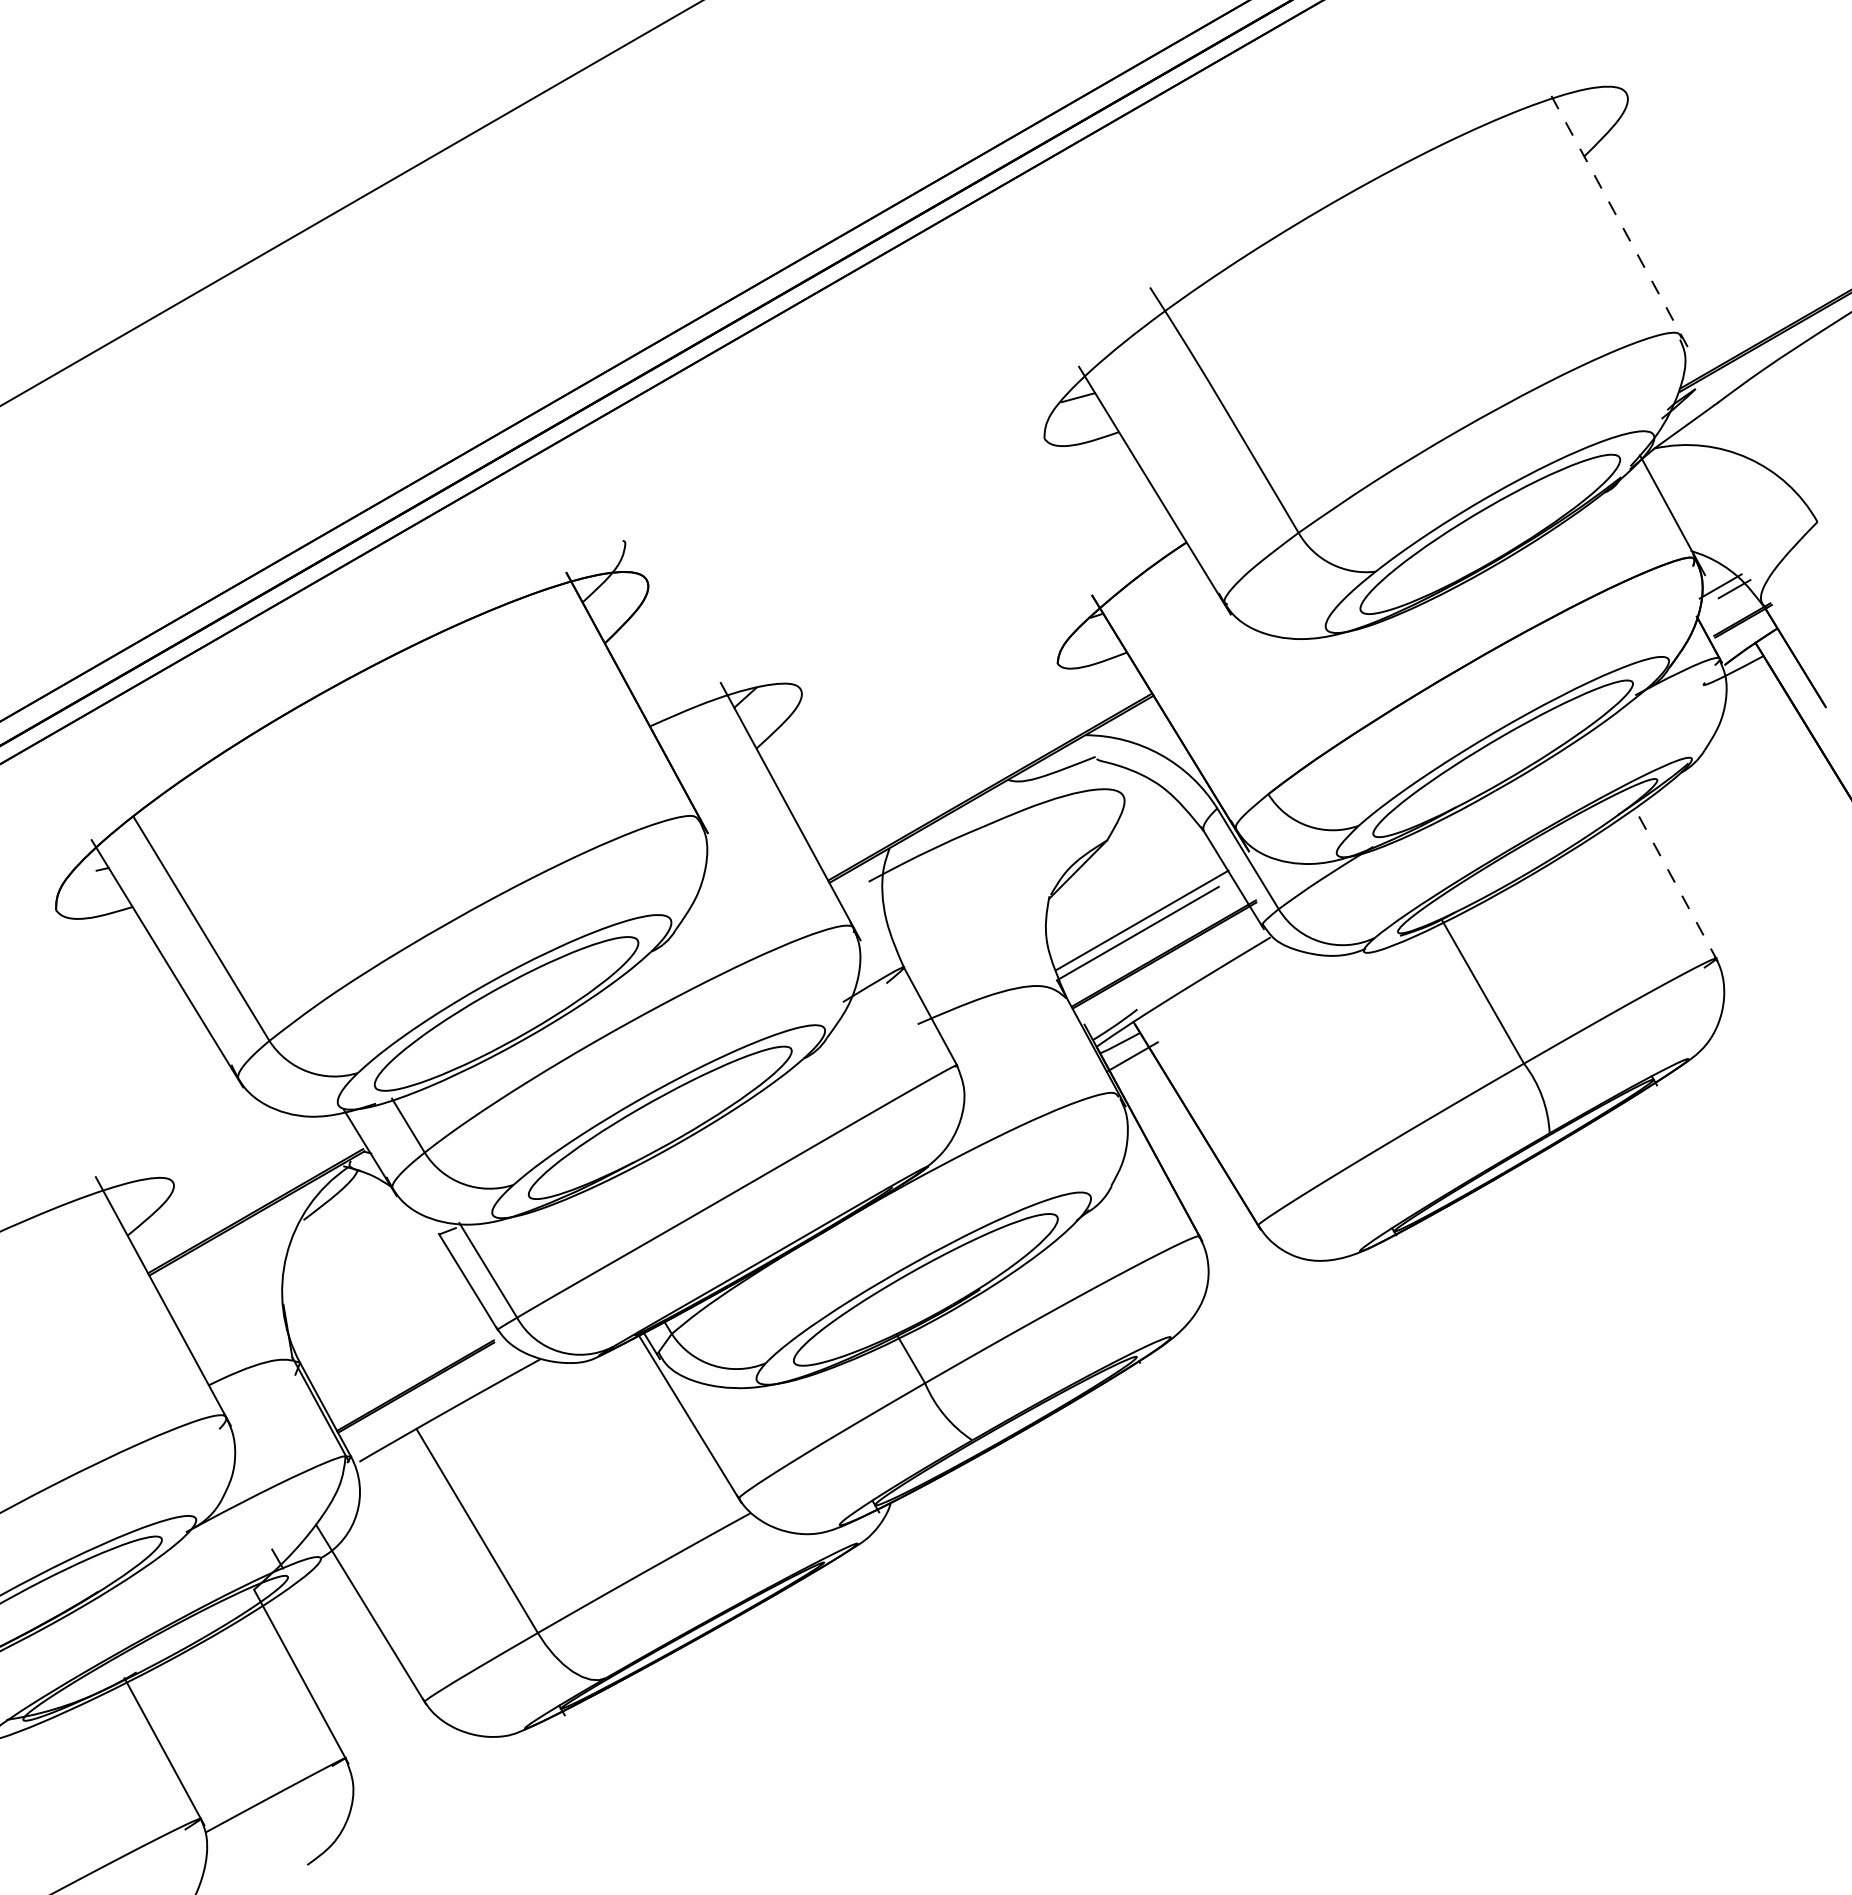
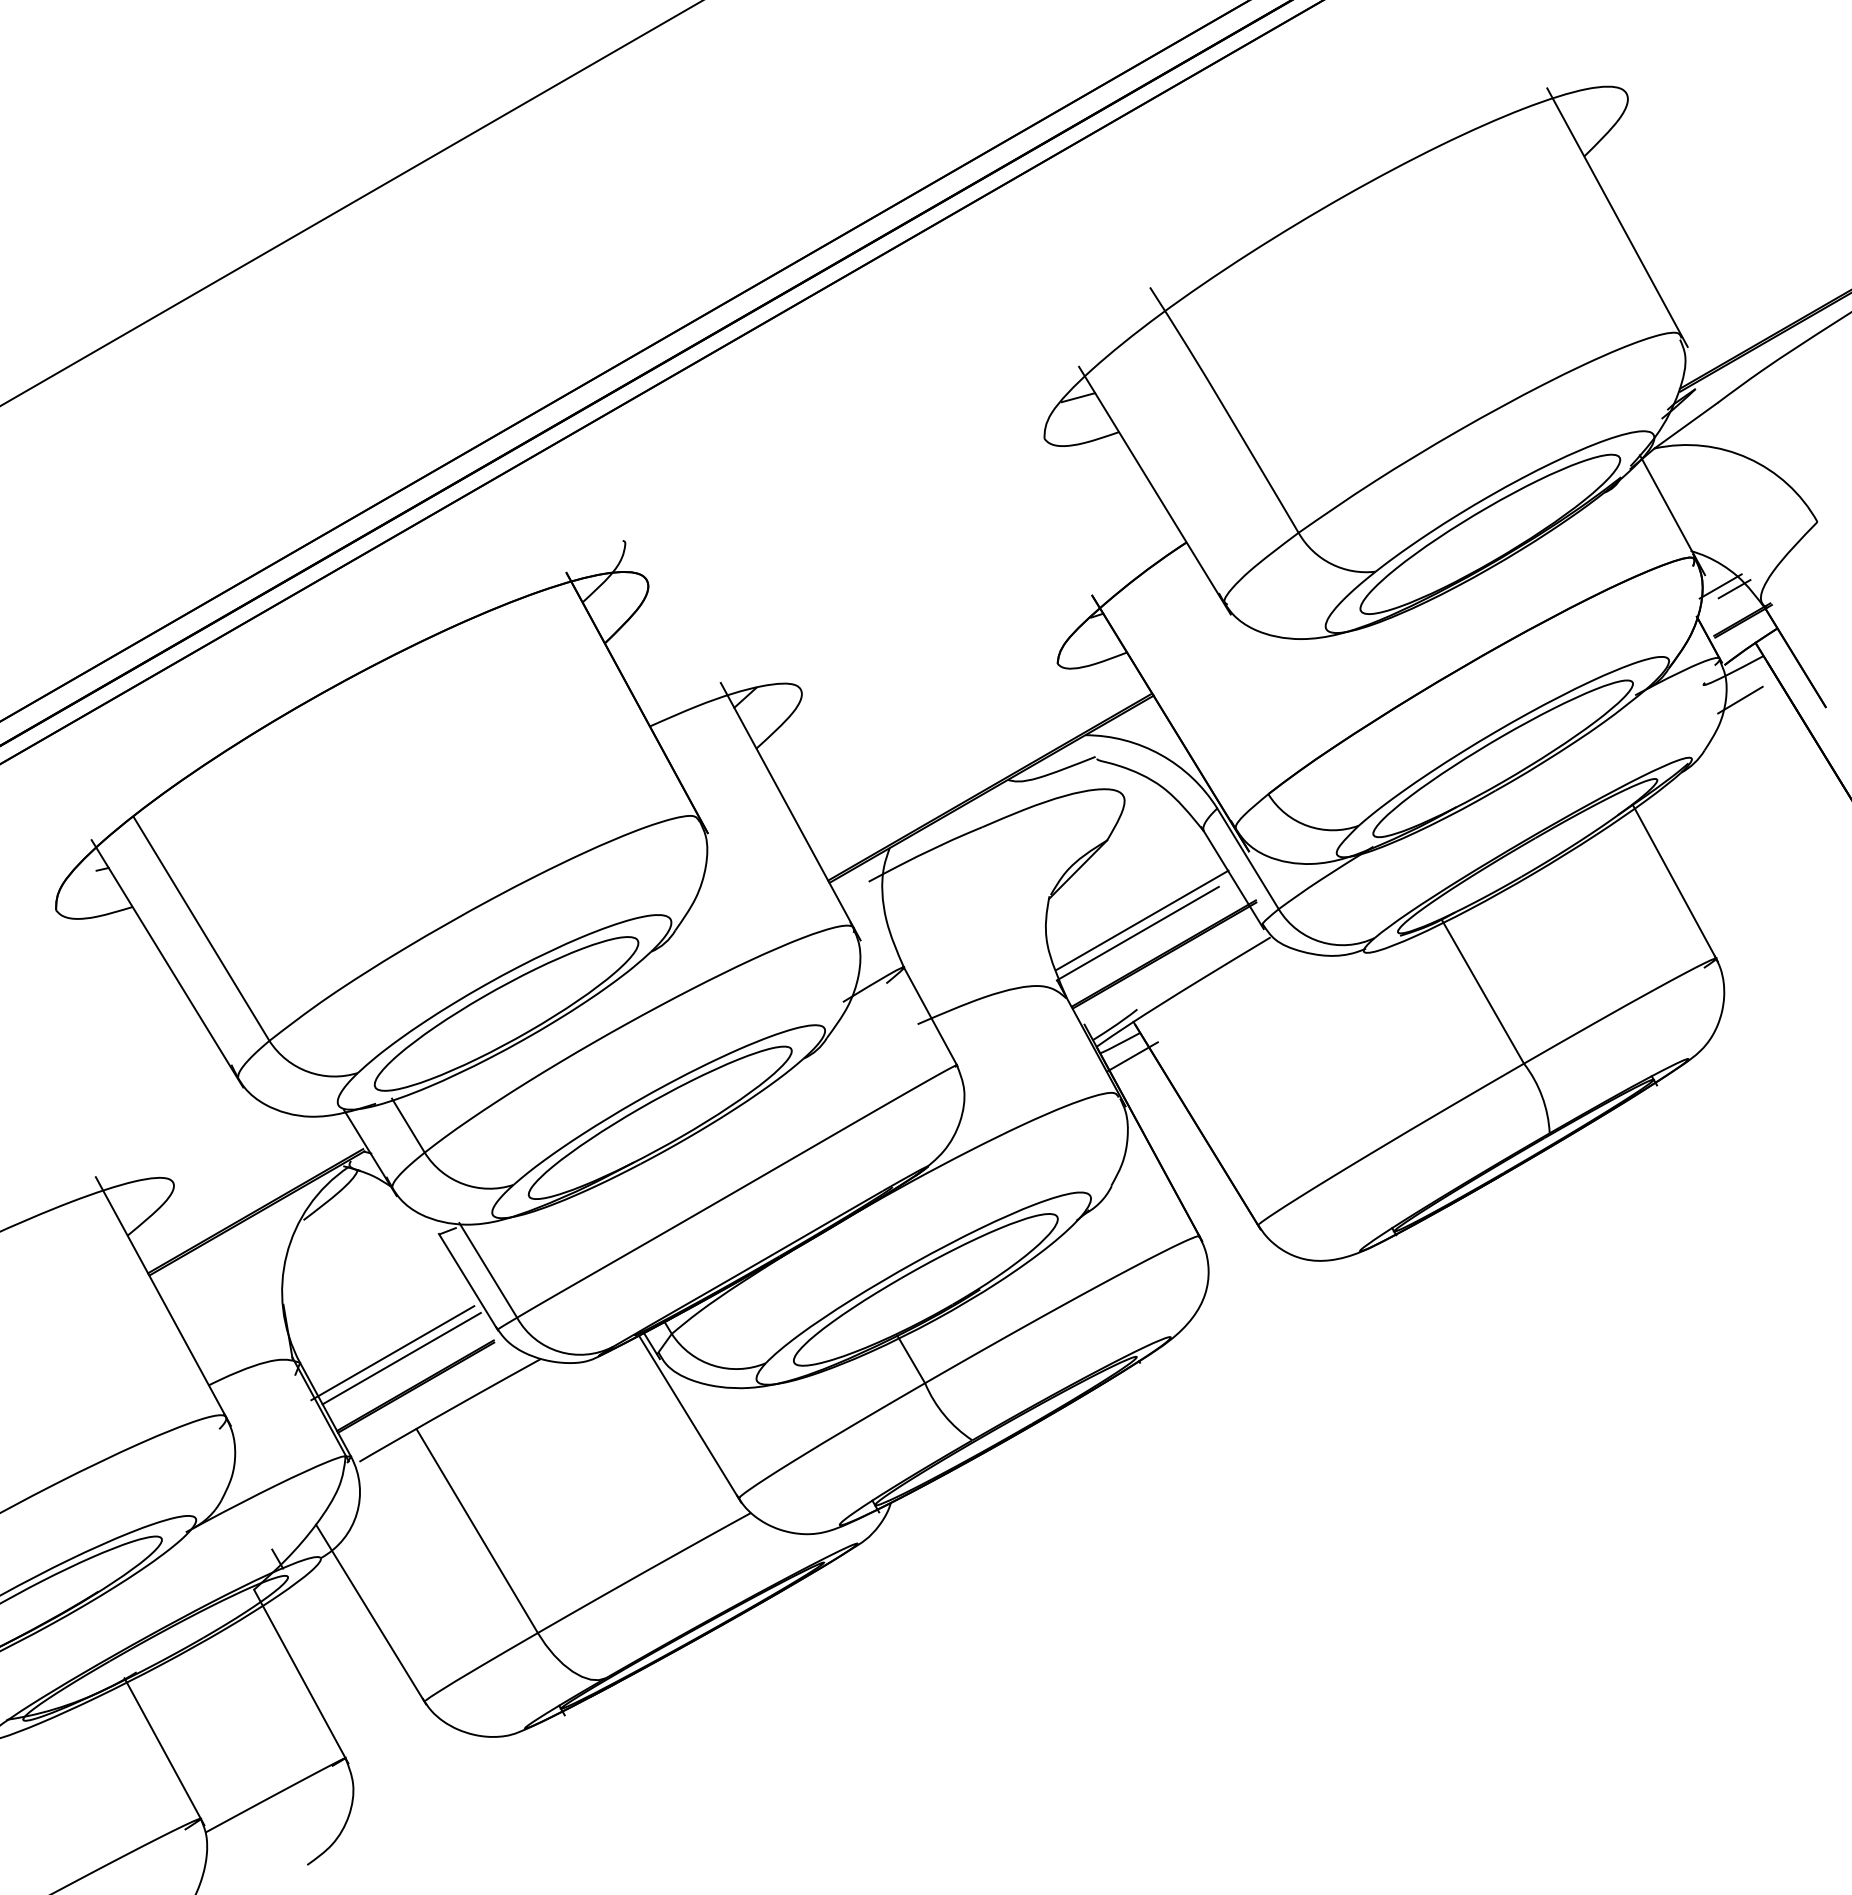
line: dashed -> solid (1617, 217)
line: none -> present (1740, 699)
line: dashed -> solid (1675, 882)
line: none -> present (392, 1353)
line: none -> present (401, 1358)
